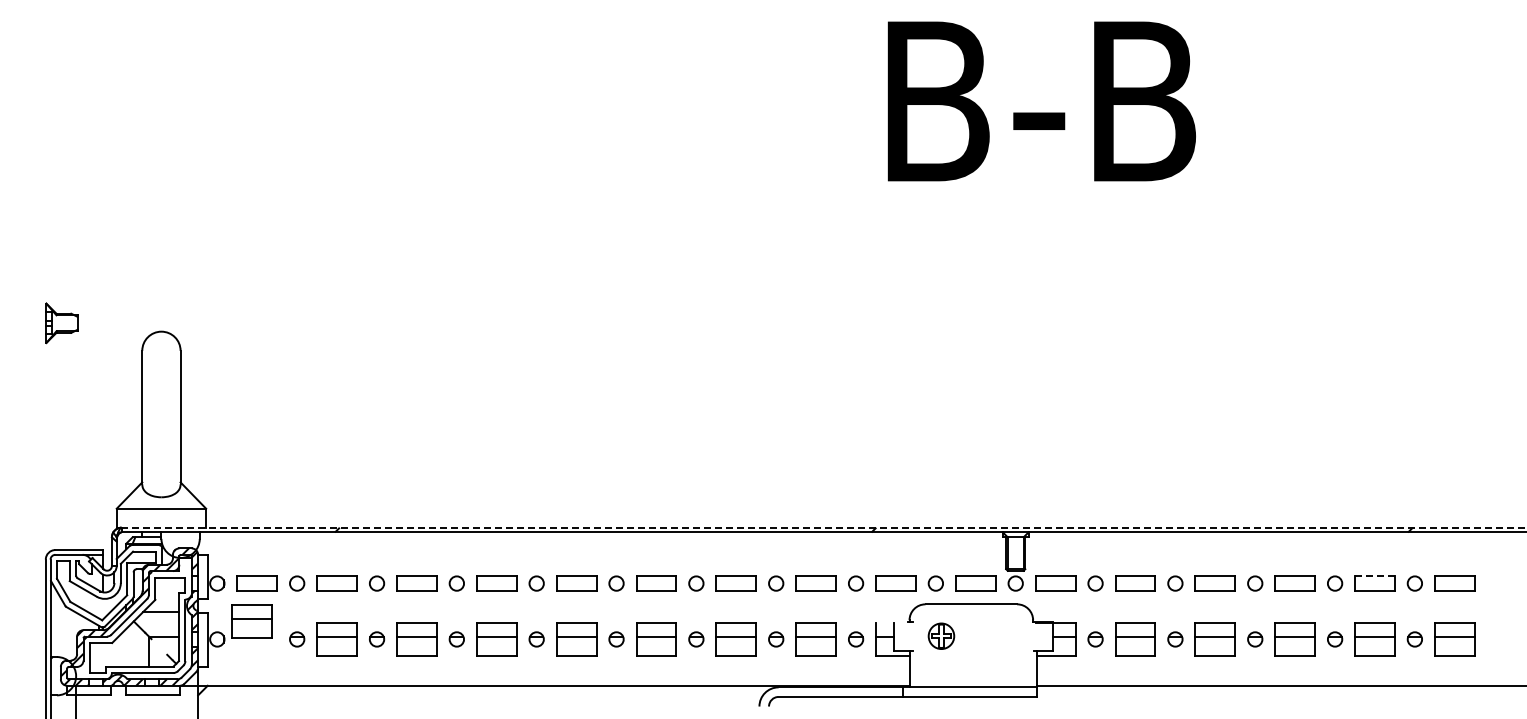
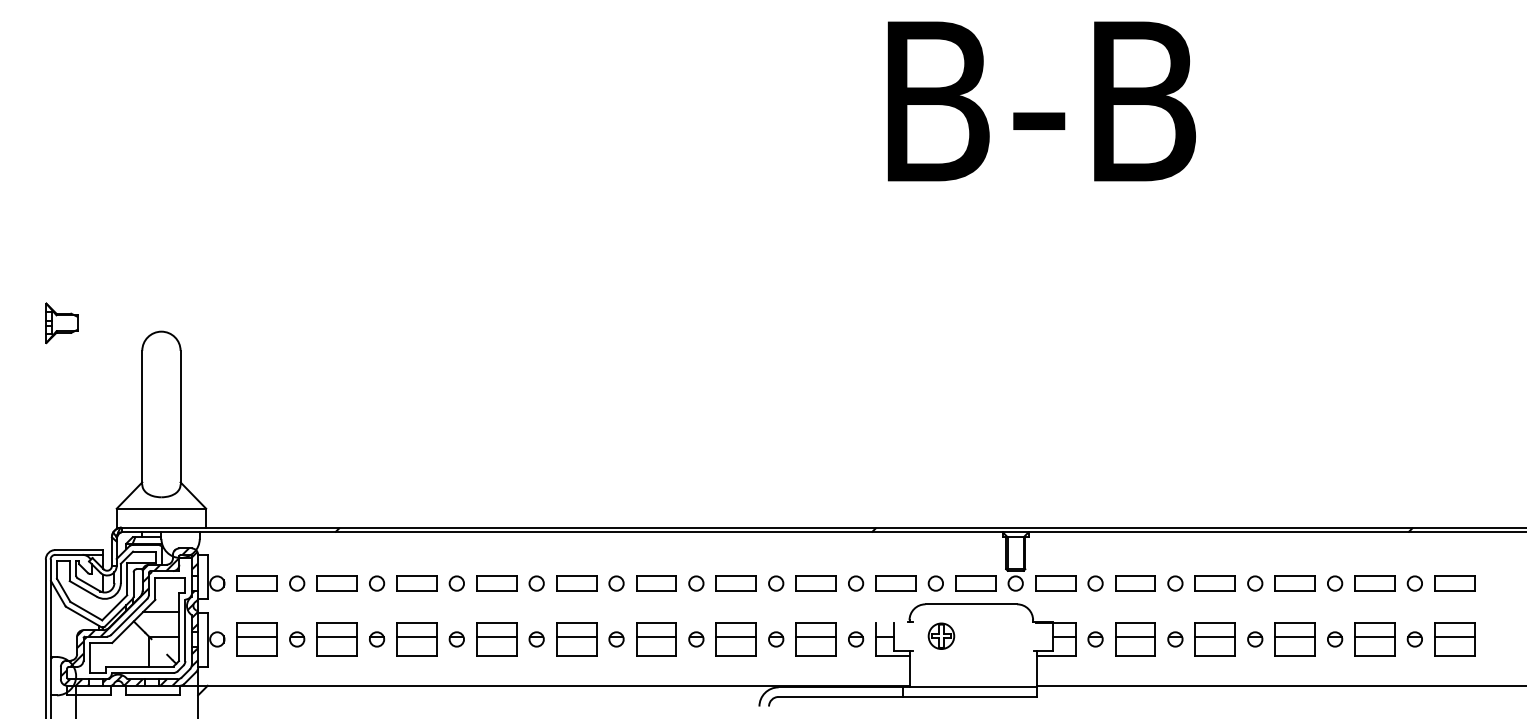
line: dashed -> solid (823, 527)
line: dashed -> solid (1375, 576)
part position: (251, 621) -> (256, 639) (256, 639)
